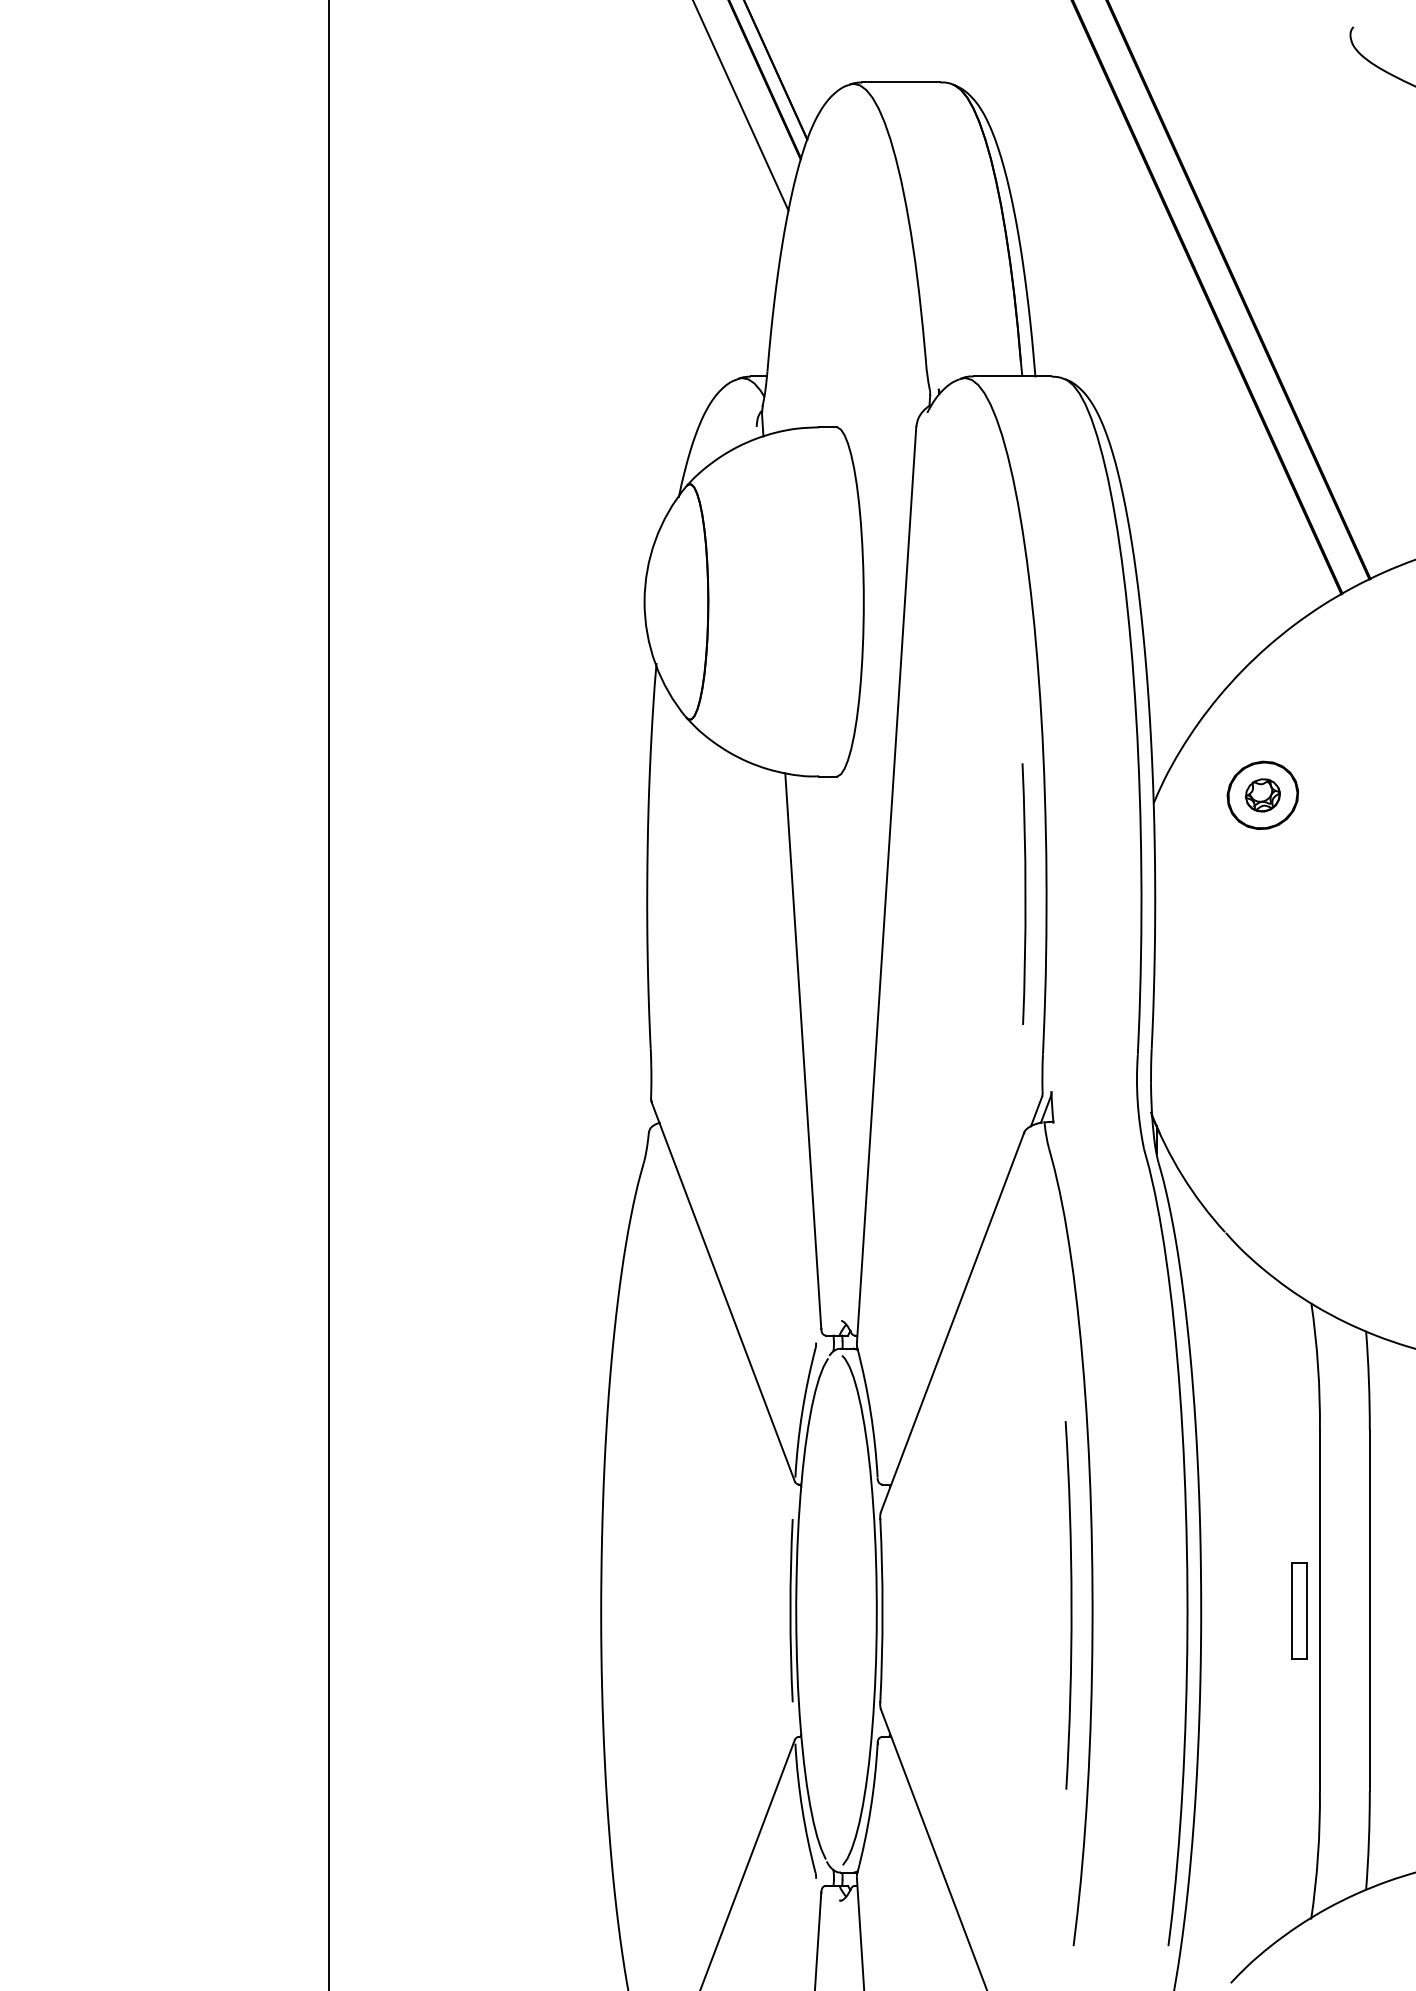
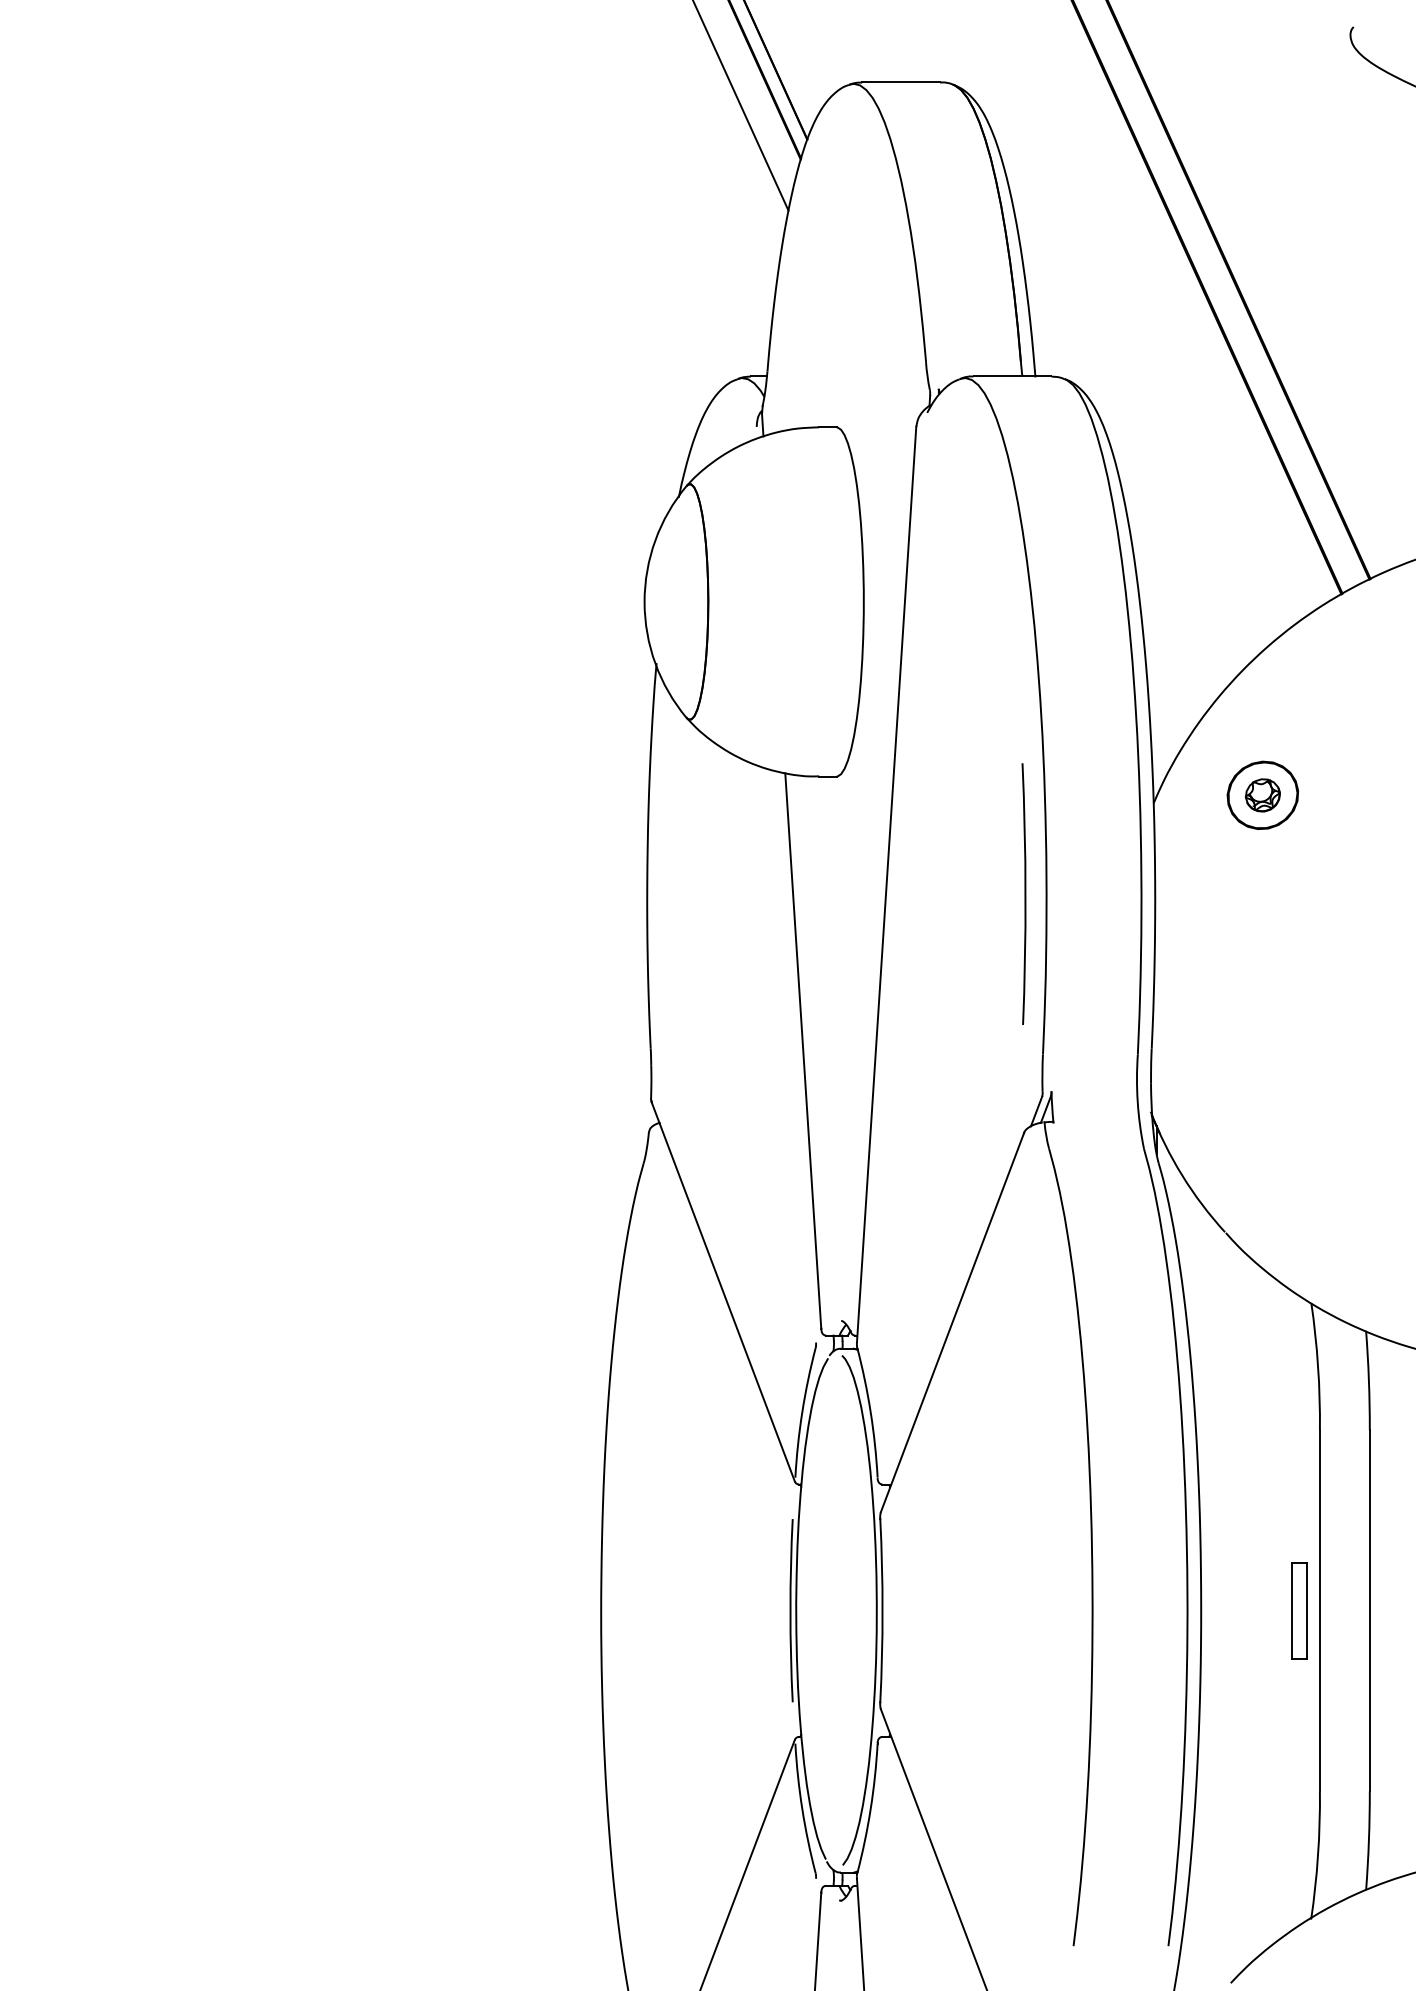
line: present -> none (328, 994)
arc: present -> none (1070, 1605)
